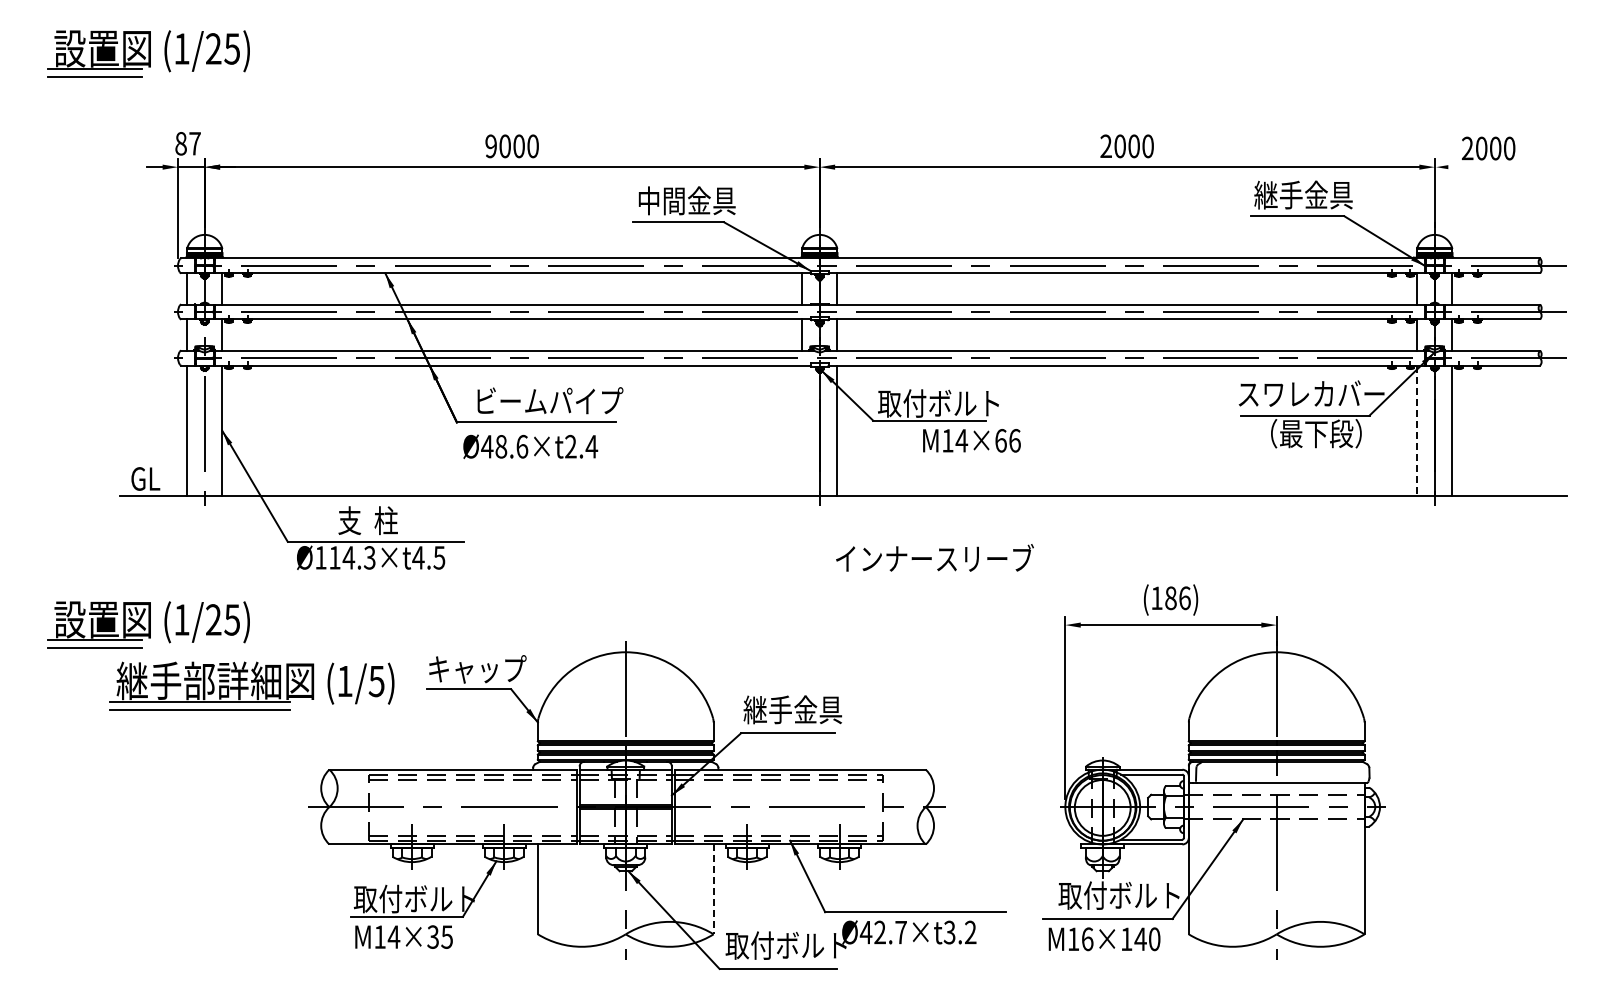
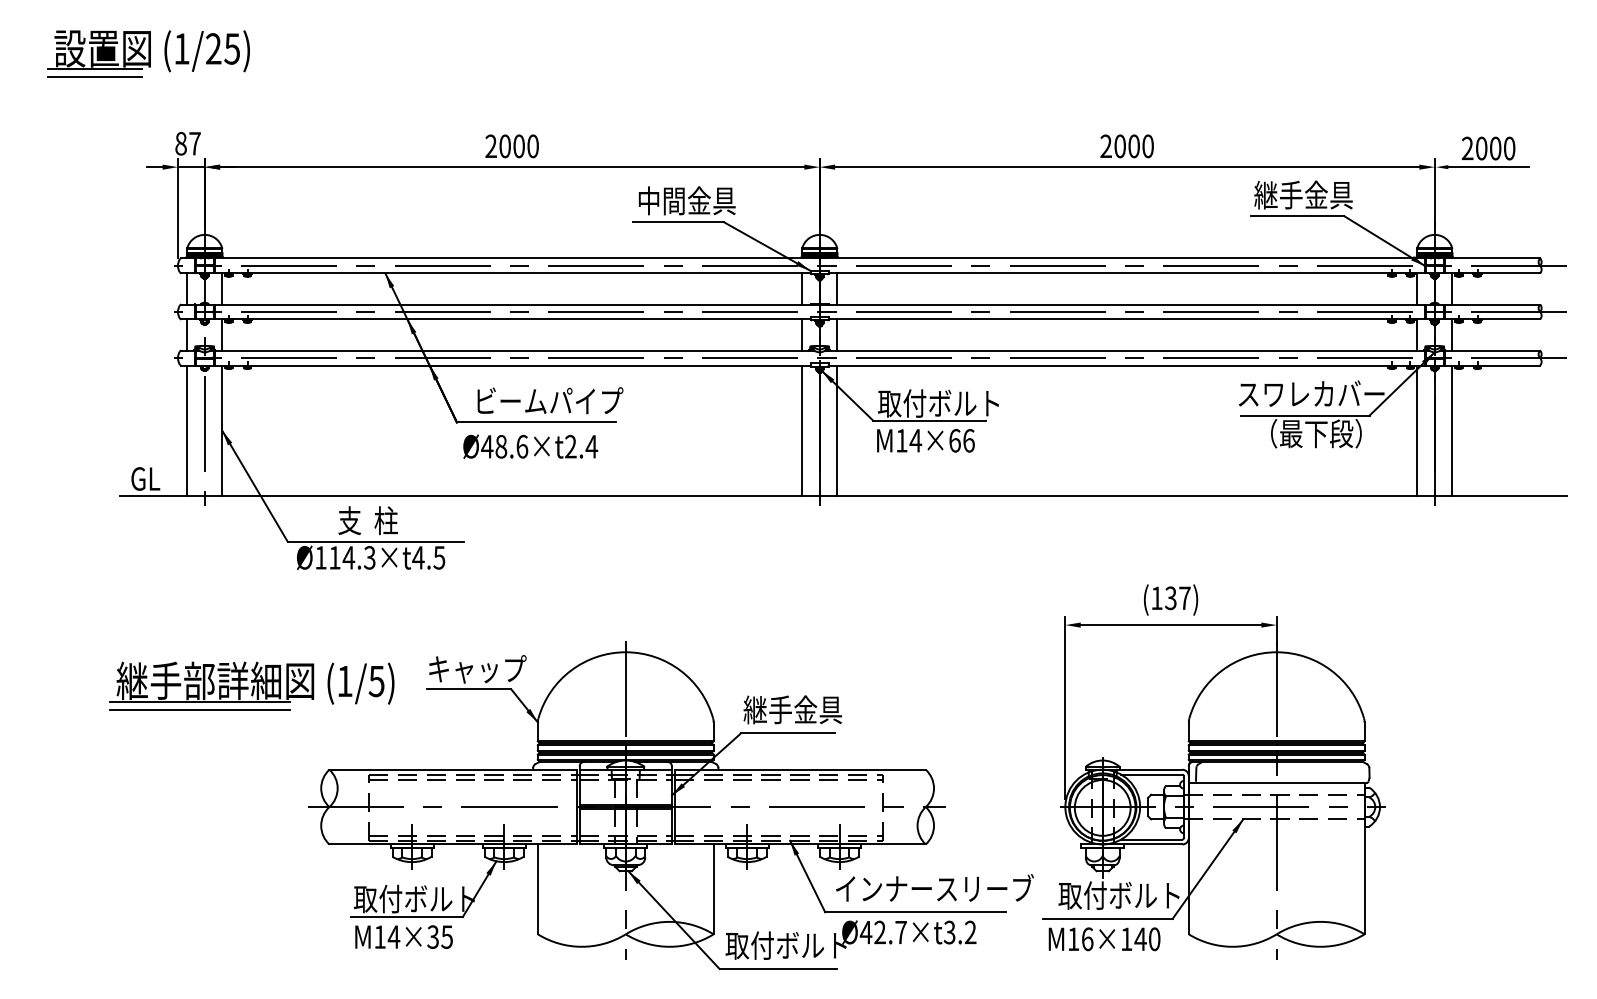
text: 9000 -> 2000 (490, 146)
line: none -> present (1488, 167)
line: none -> present (802, 430)
line: dashed -> solid (1417, 431)
text position: (971, 440) -> (925, 440) (925, 440)
text position: (934, 557) -> (934, 887) (934, 887)
text: (186) -> (137) (1177, 598)
part: present -> none (148, 624)
line: dashed -> solid (713, 889)
